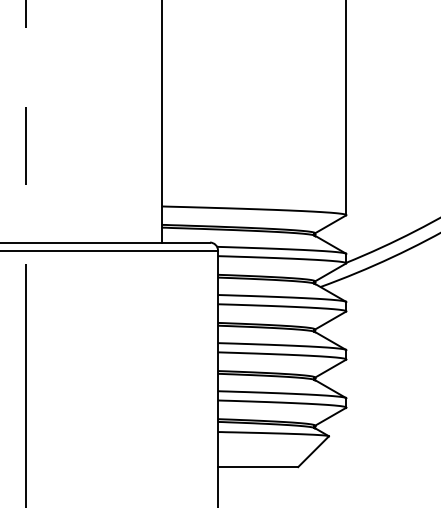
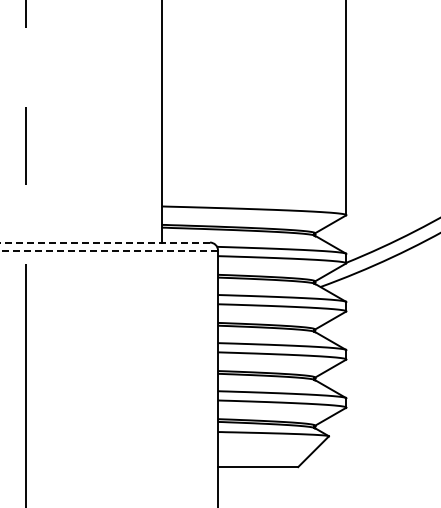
line: solid -> dashed (105, 242)
line: solid -> dashed (109, 250)
